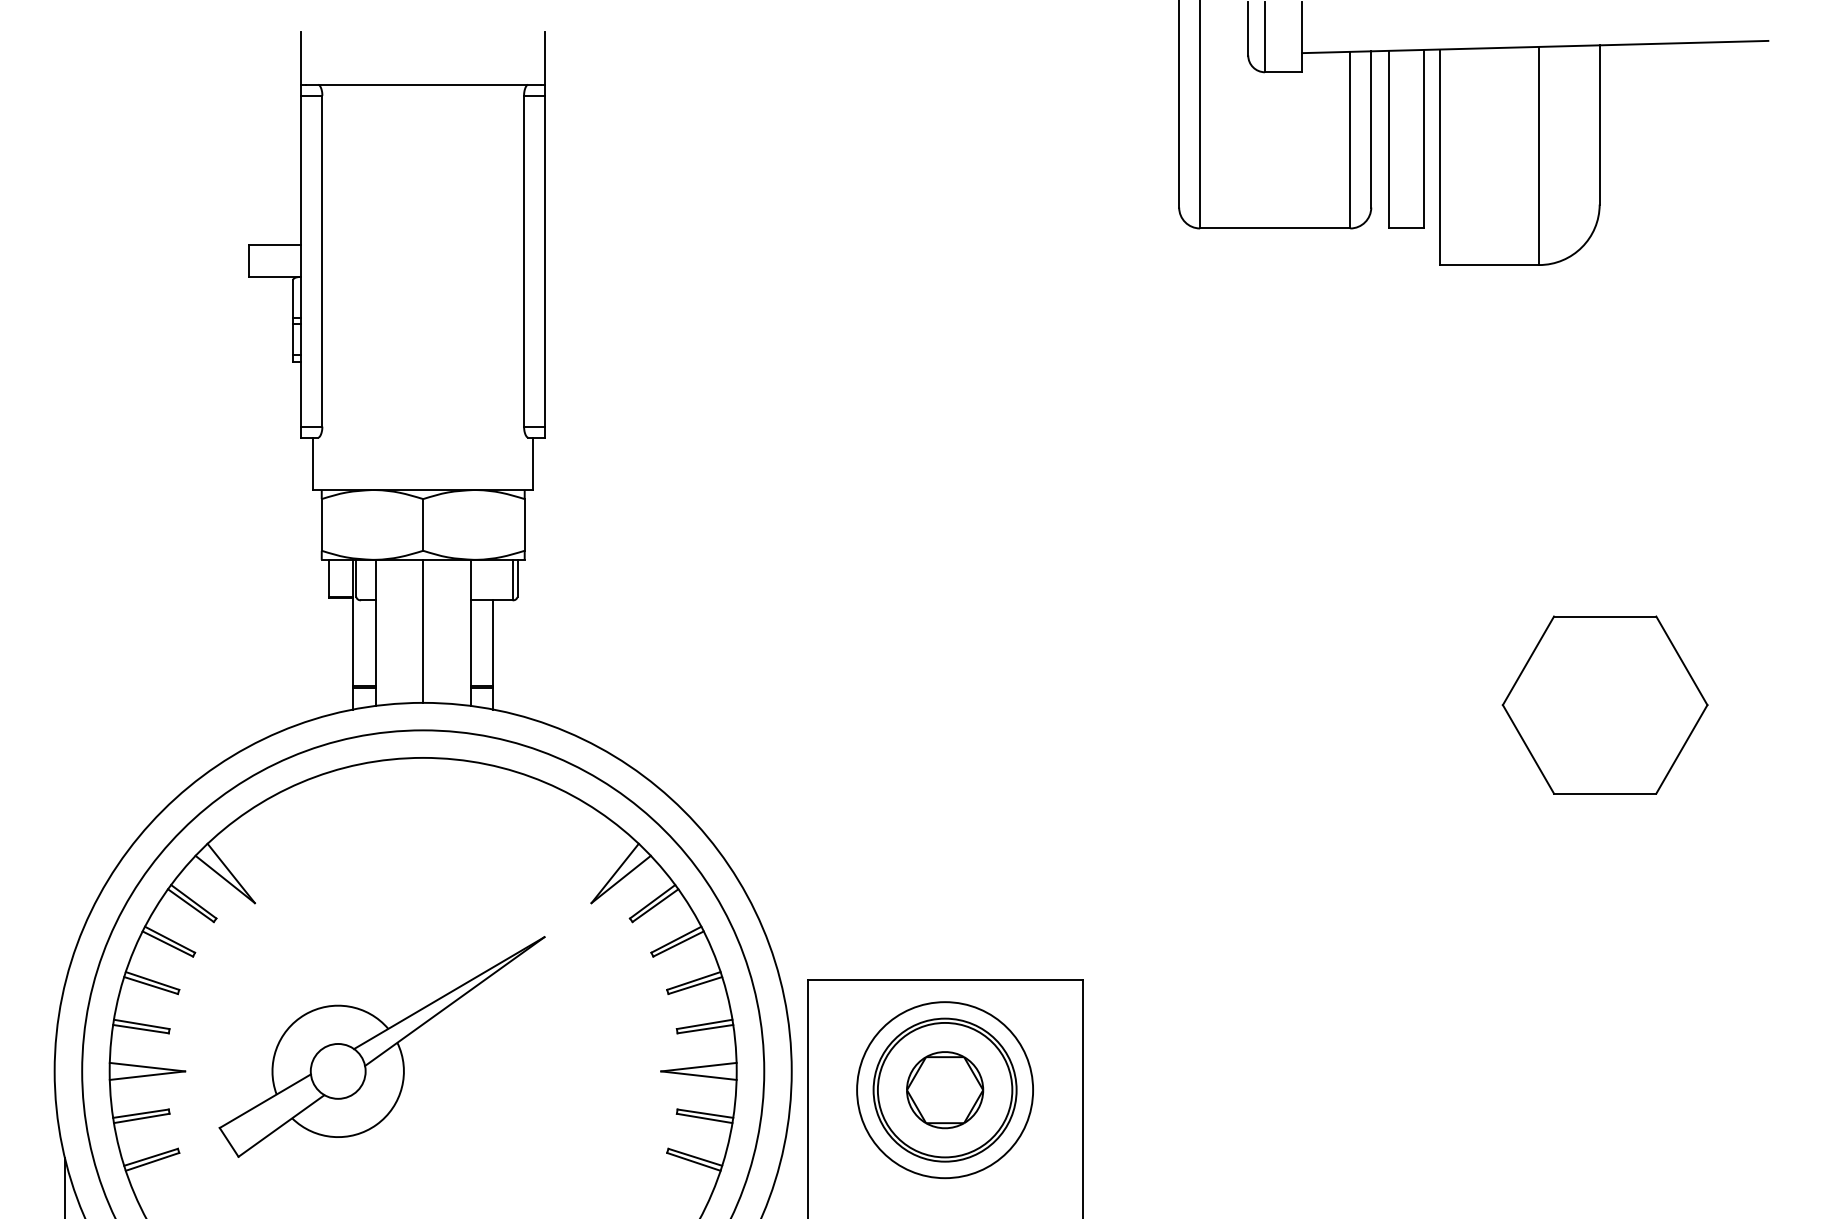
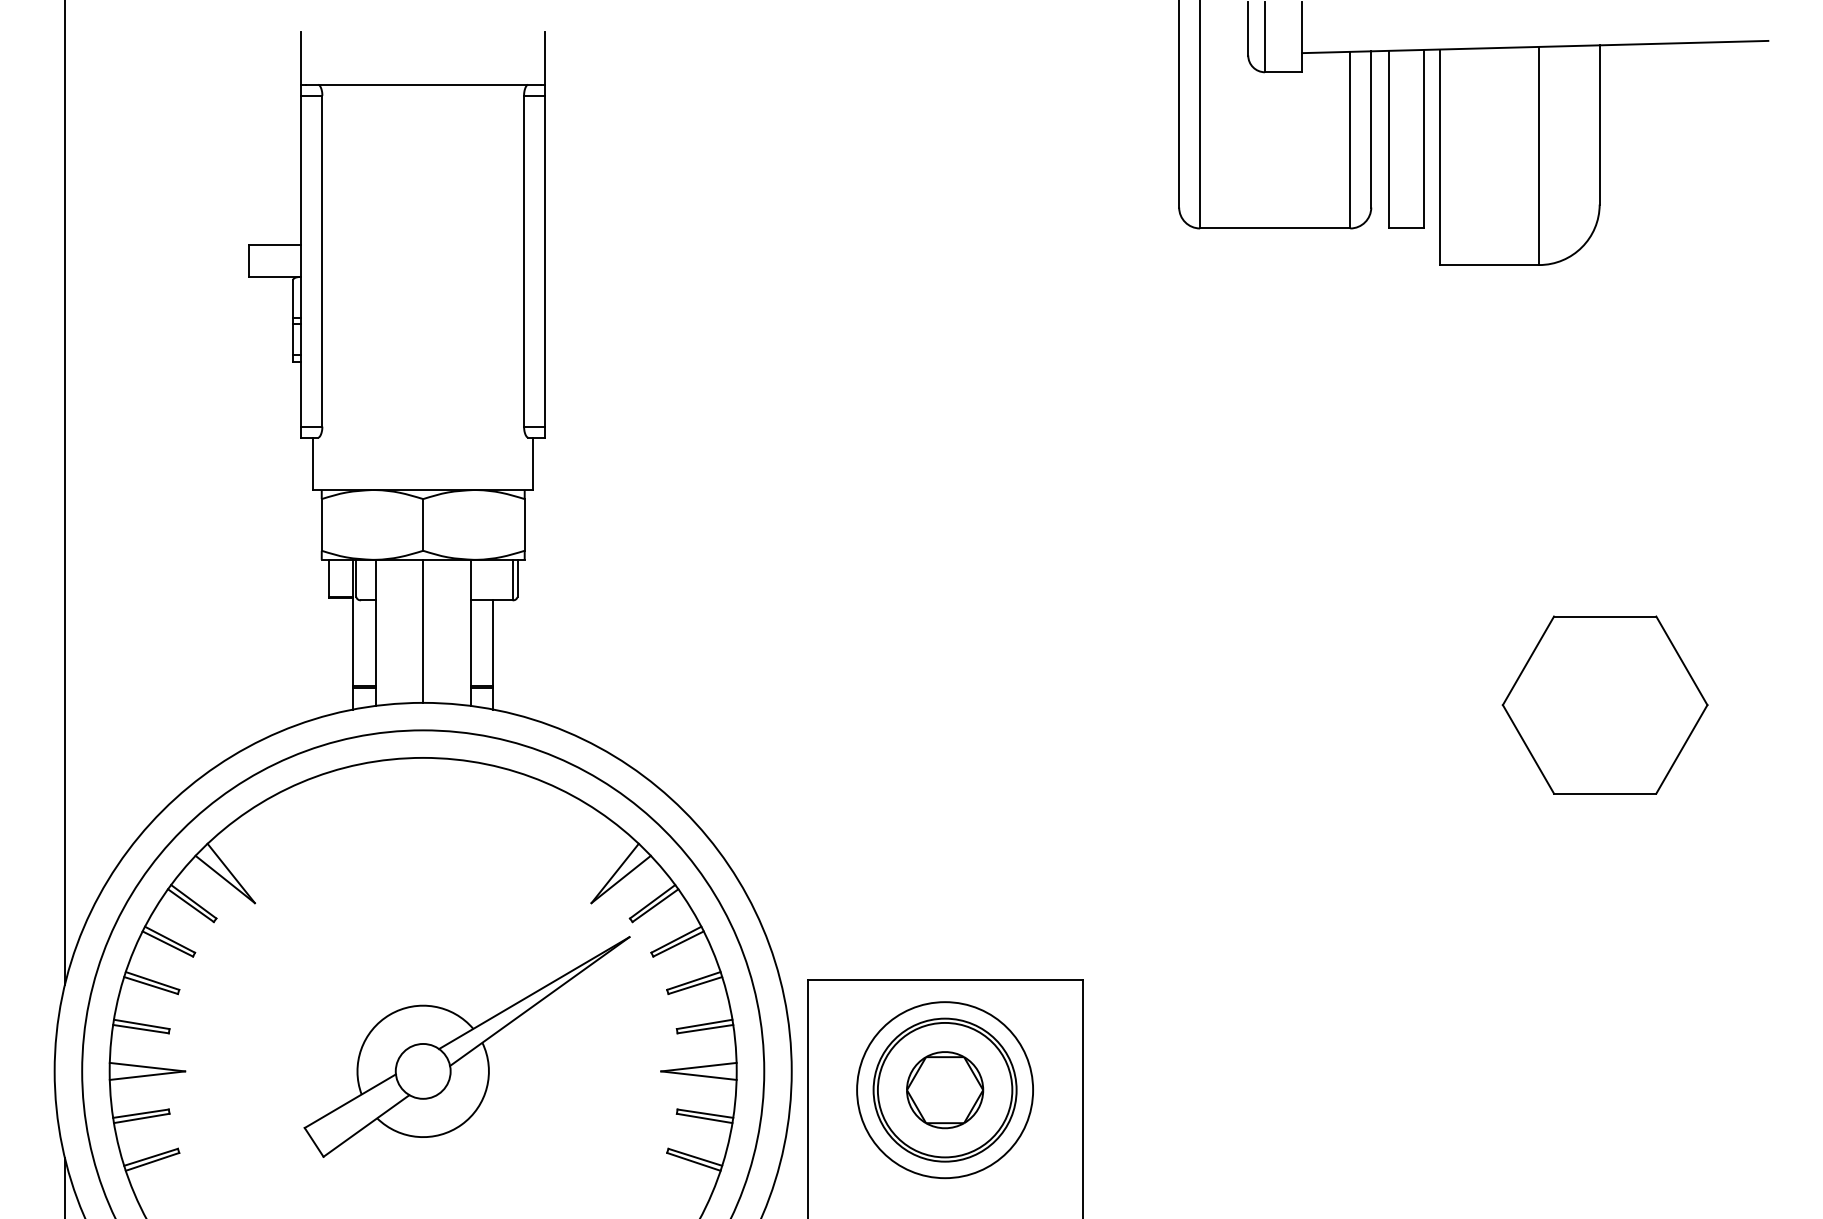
line: none -> present (65, 493)
part position: (381, 1046) -> (466, 1046) (466, 1046)
